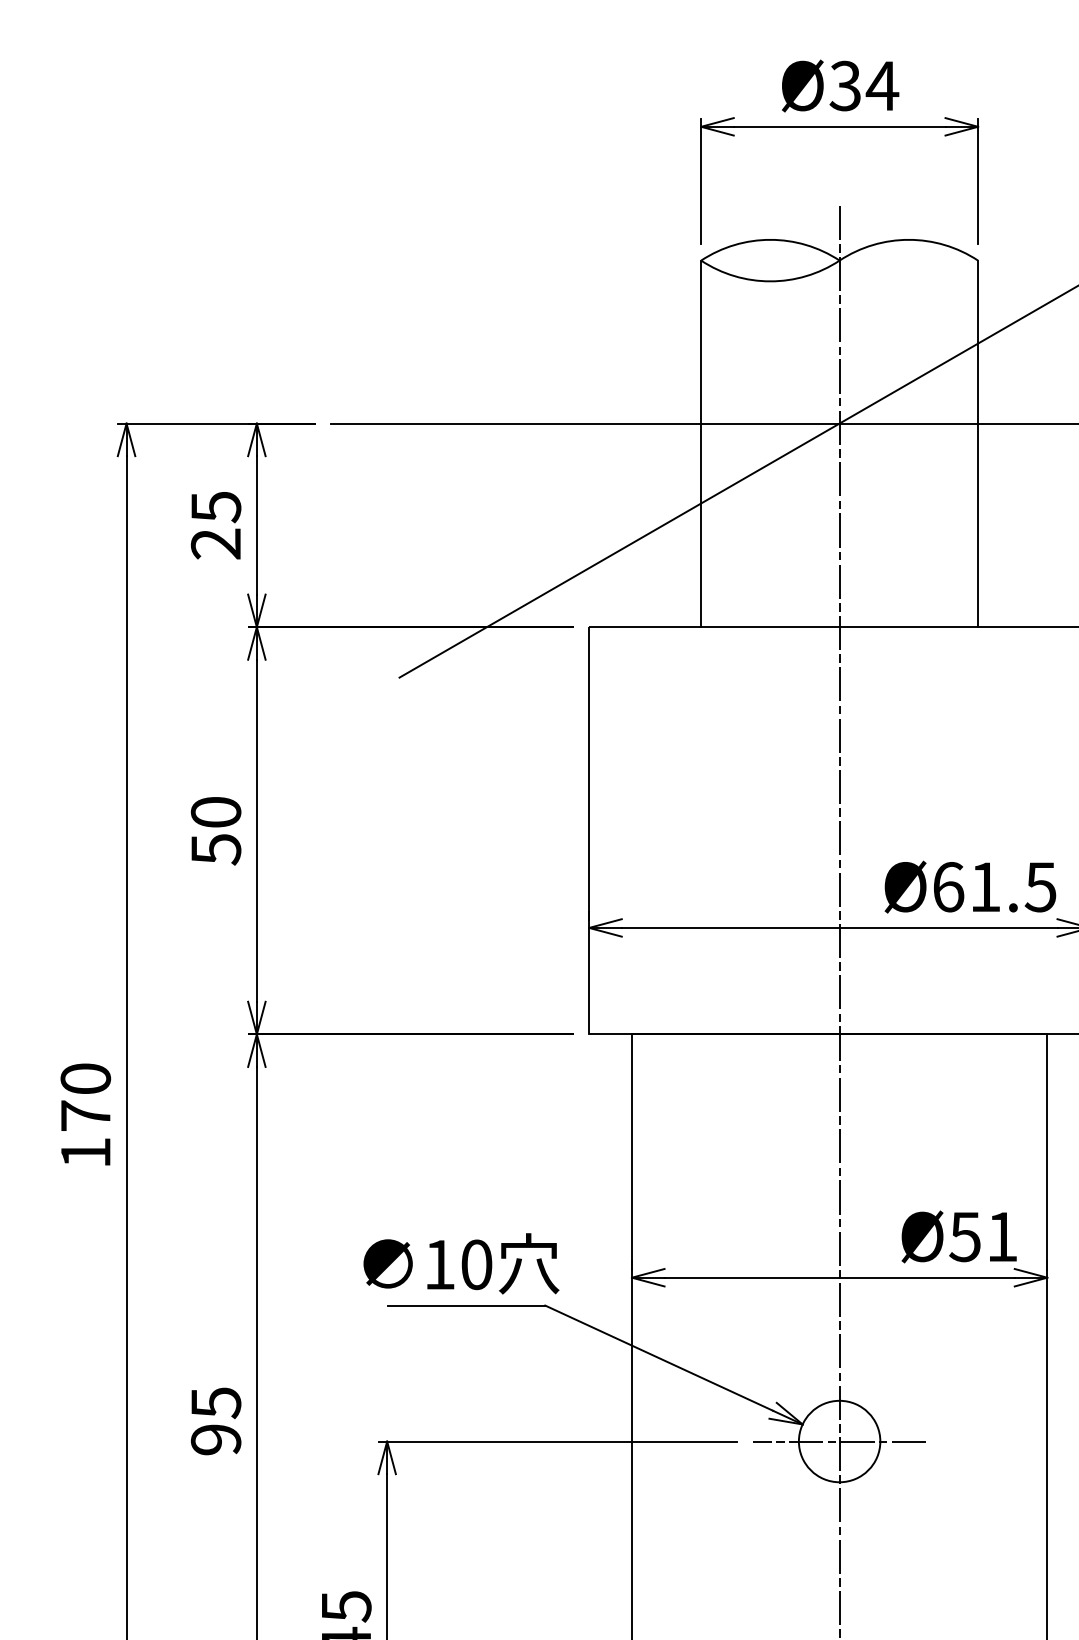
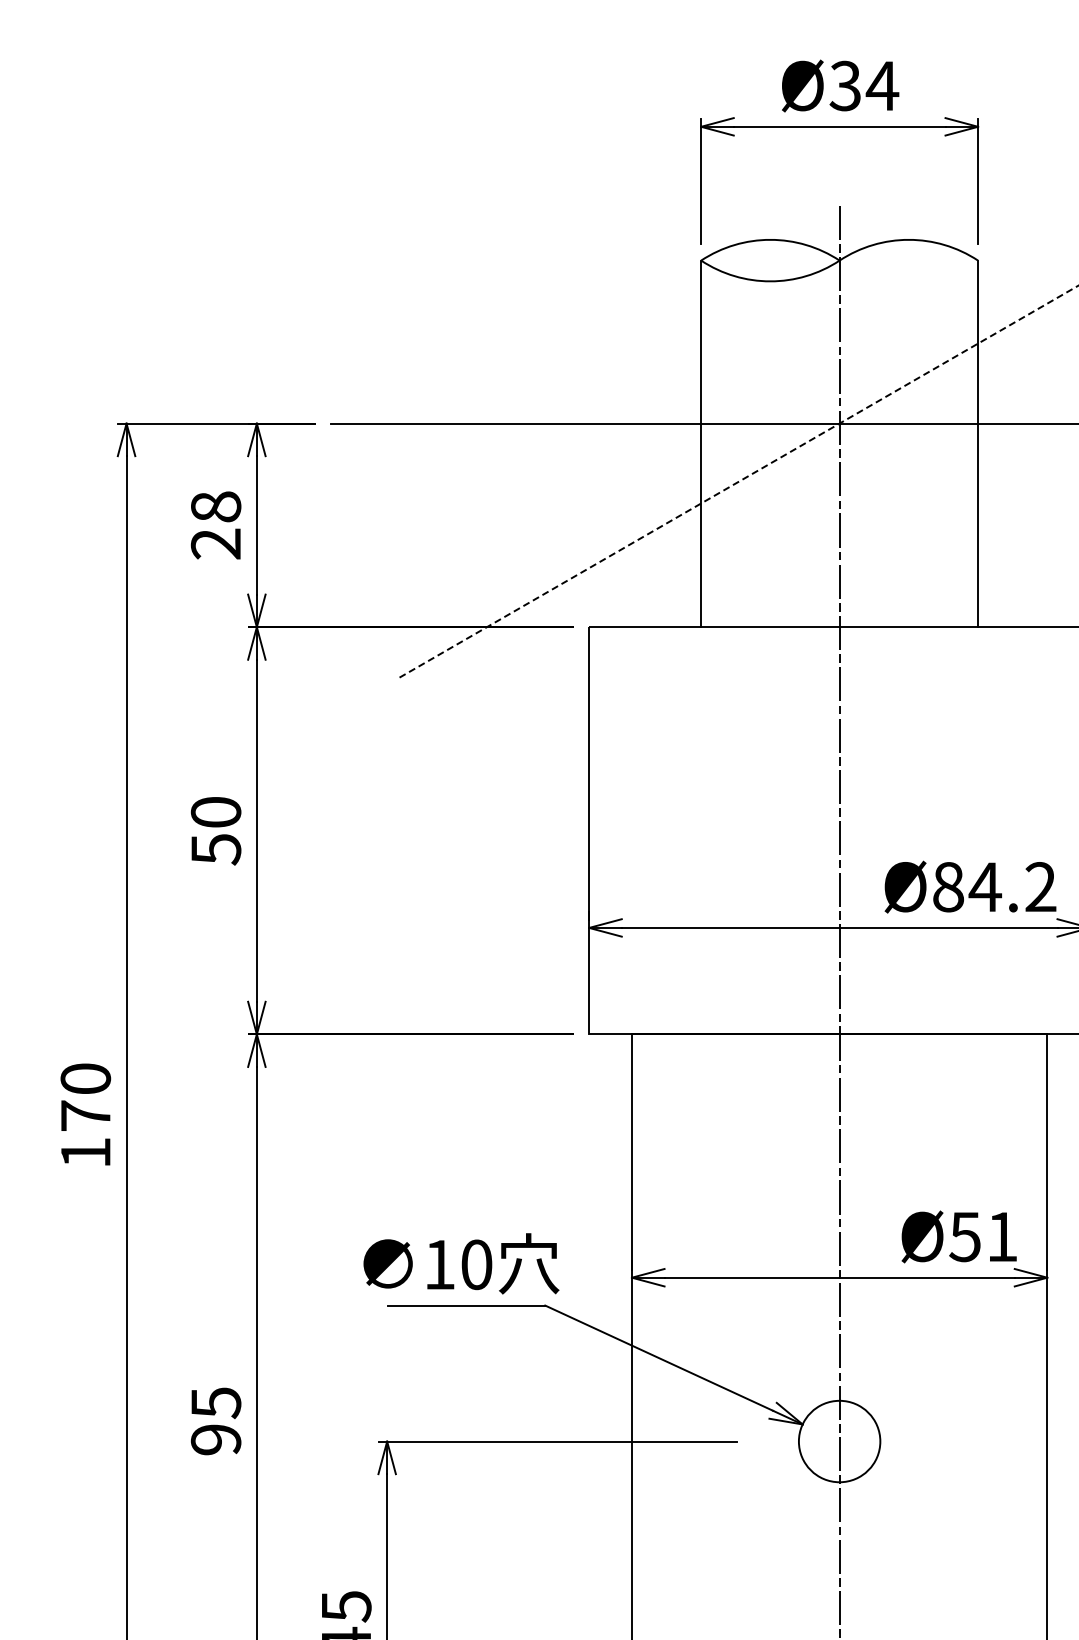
line: solid -> dashed (739, 481)
text: 25 -> 28 (216, 507)
text: Ø61.5 -> Ø84.2 (994, 887)
line: present -> none (839, 1441)
